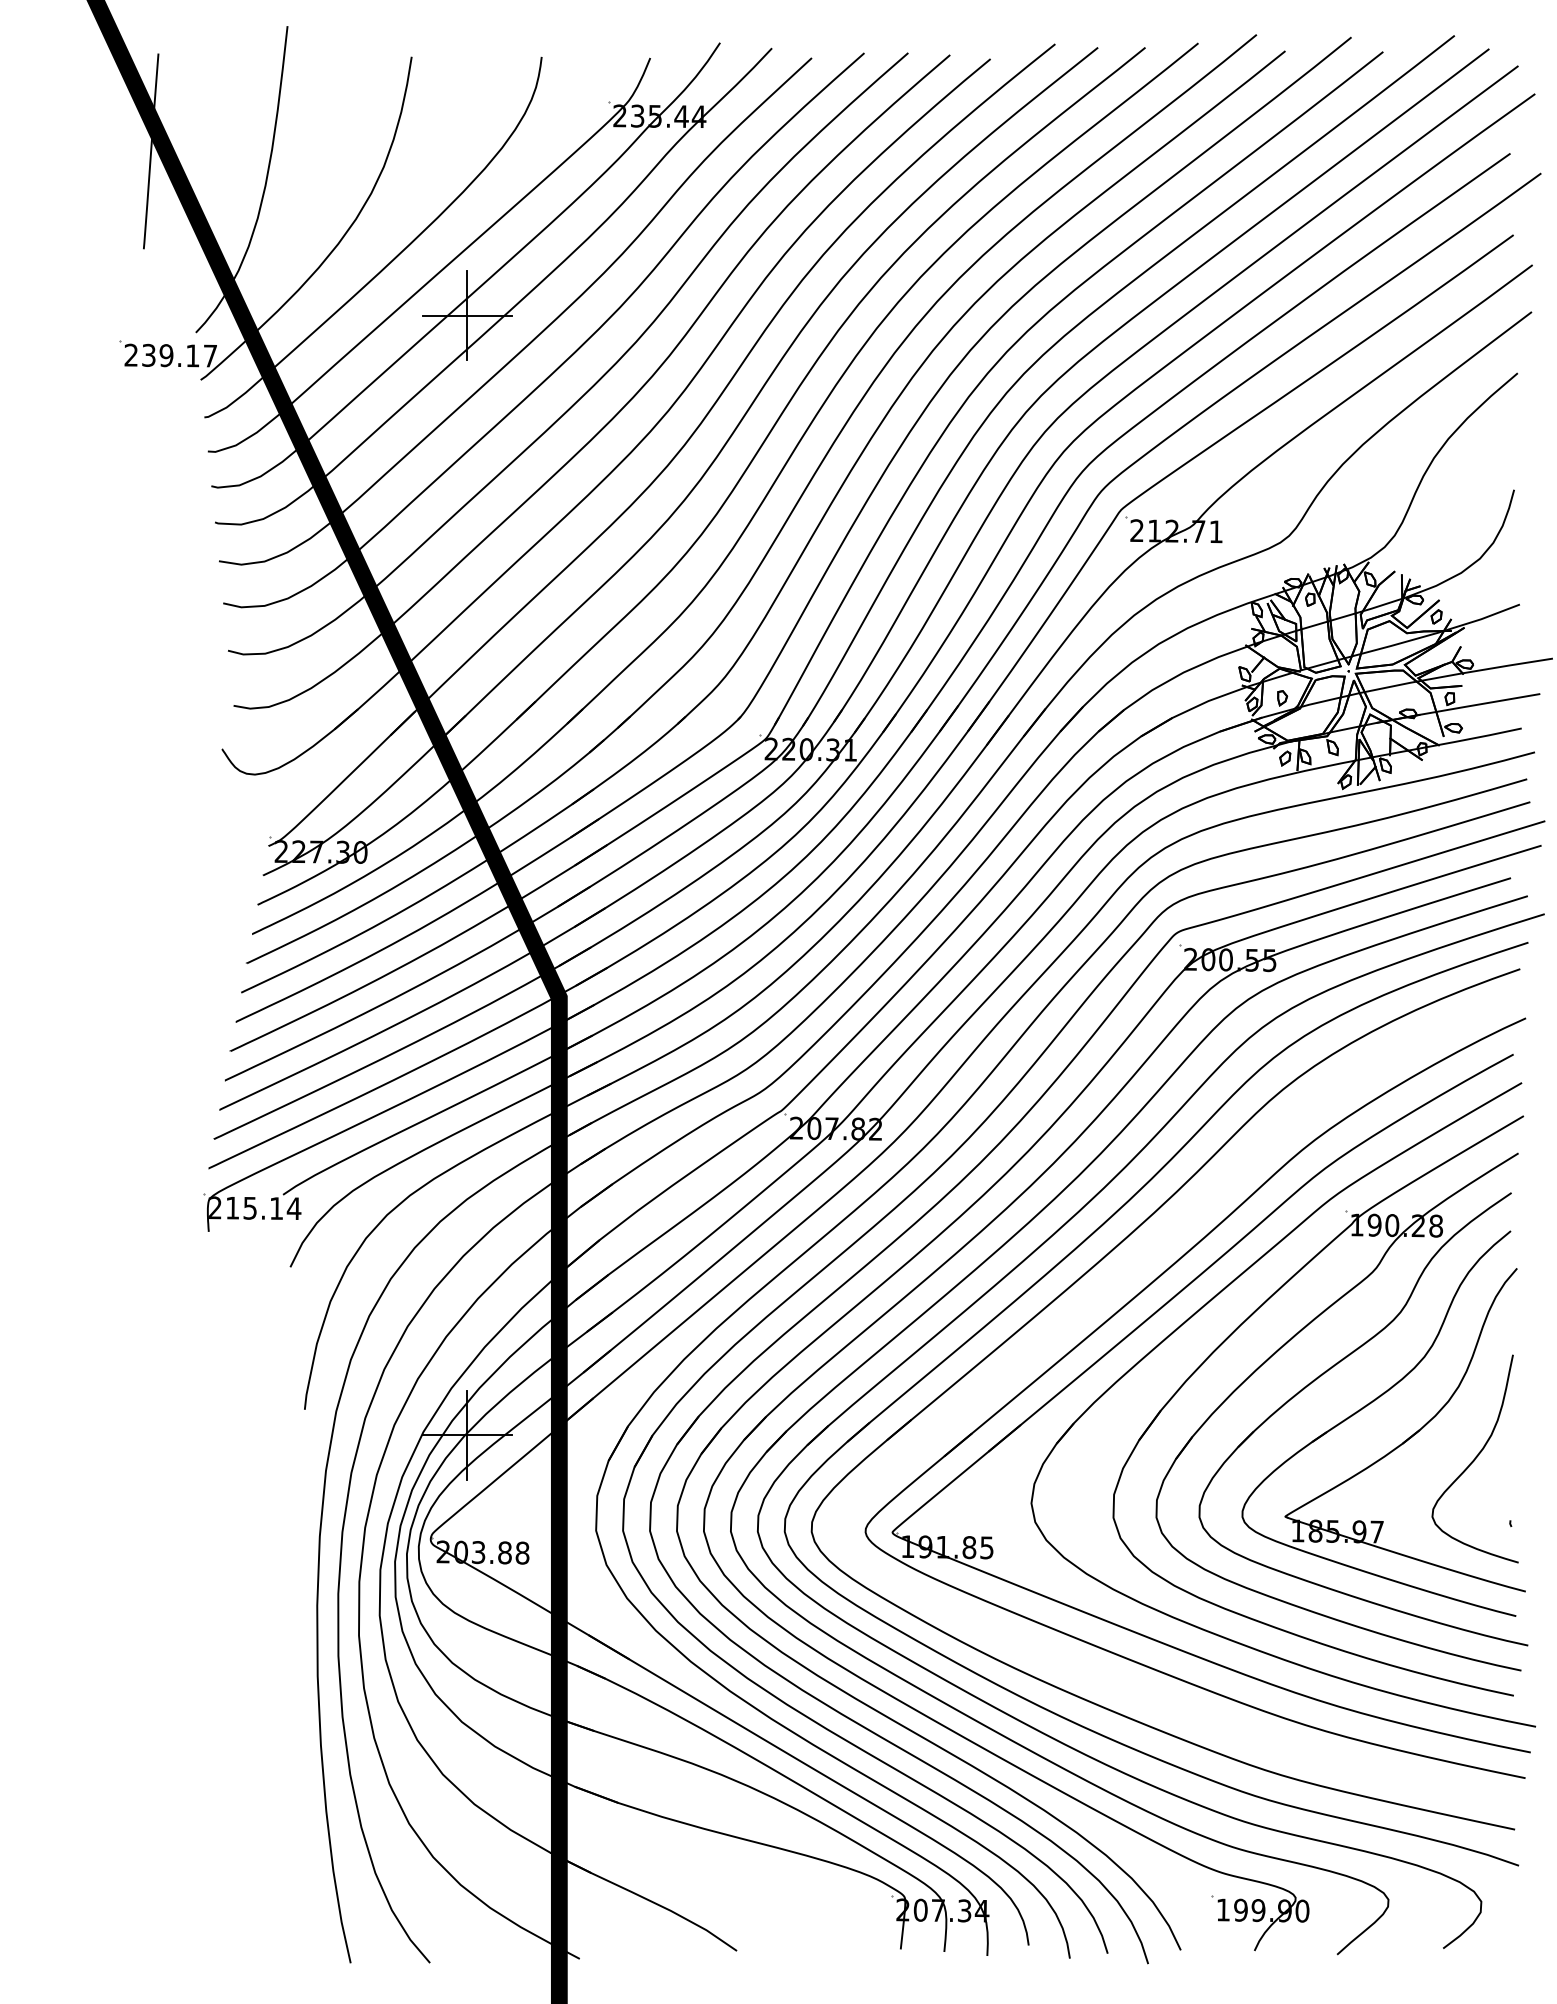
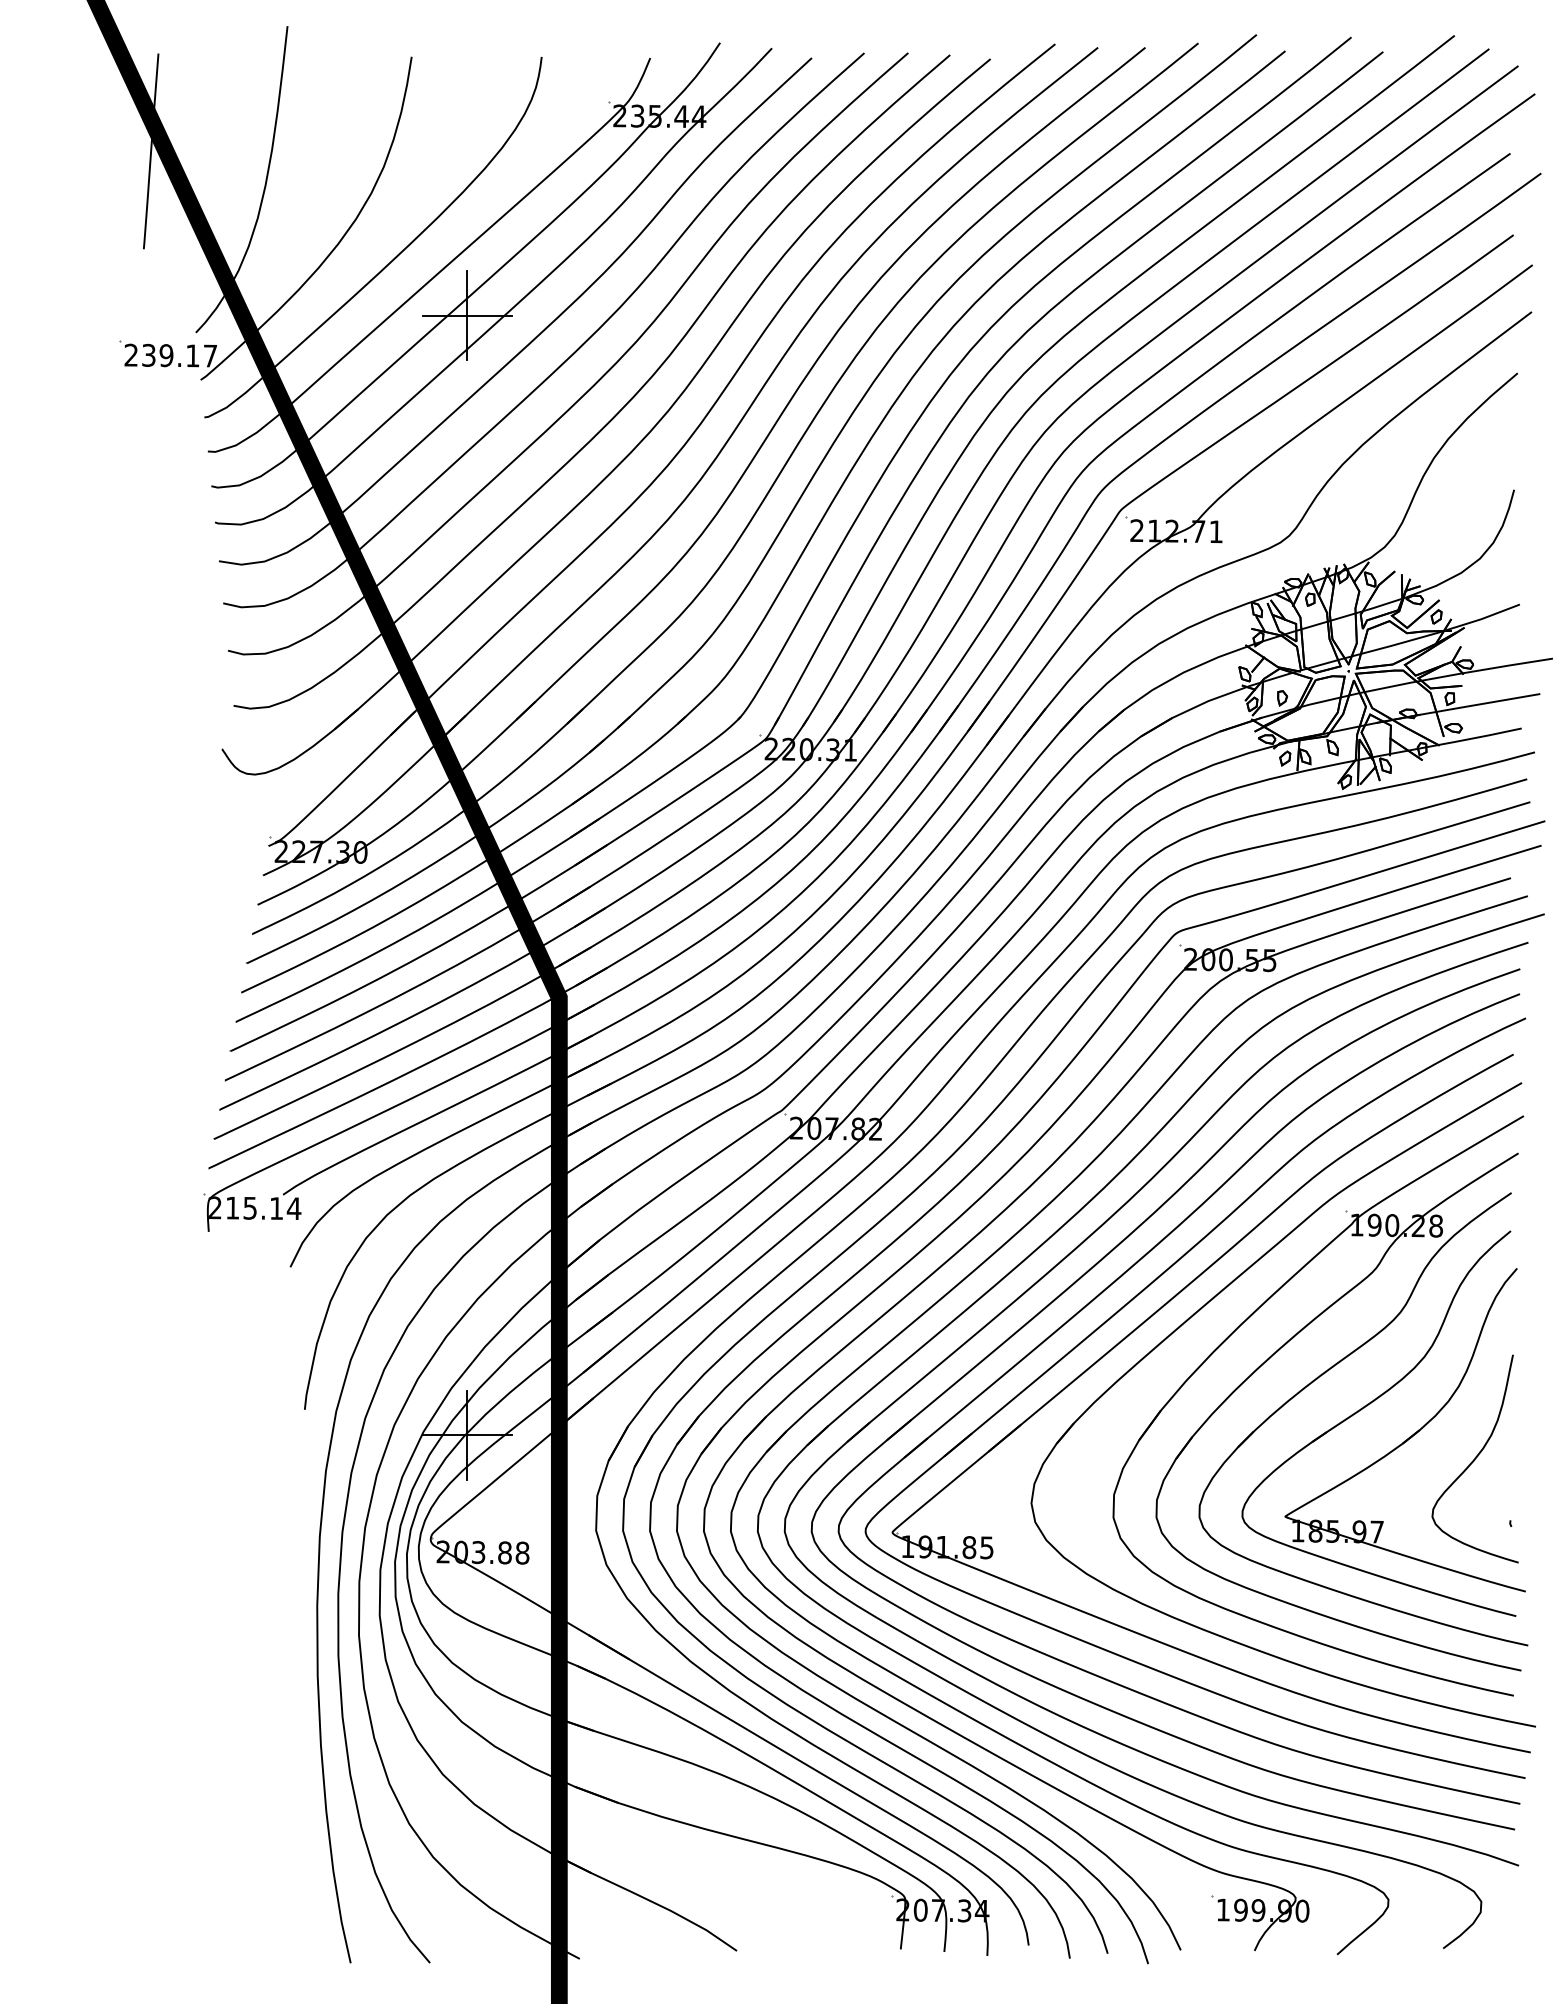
part: none -> present (1094, 1300)
